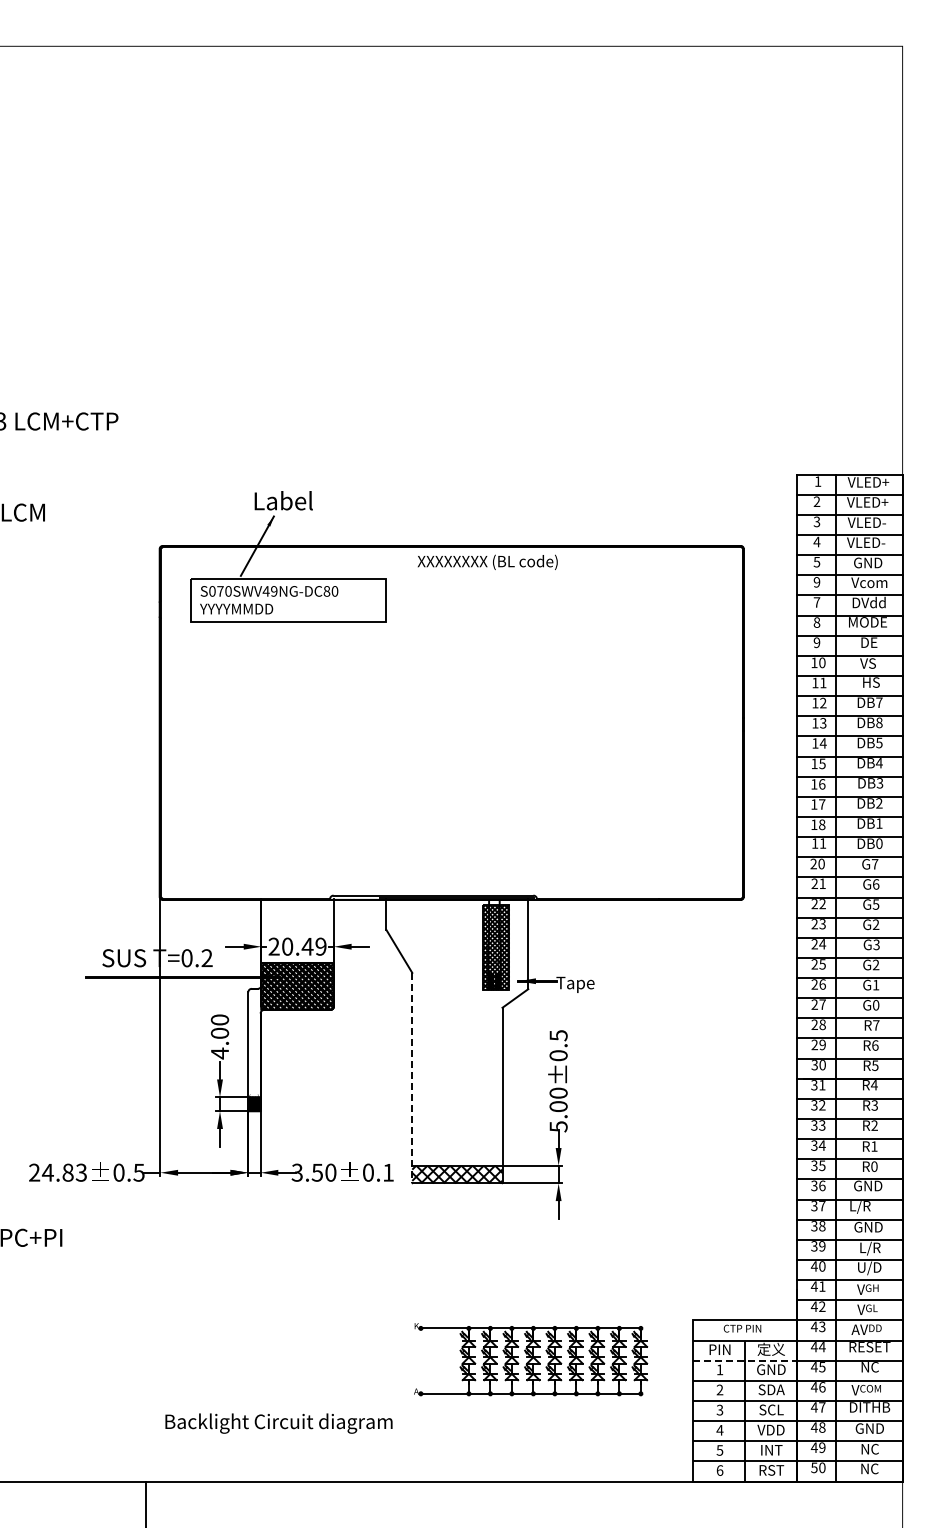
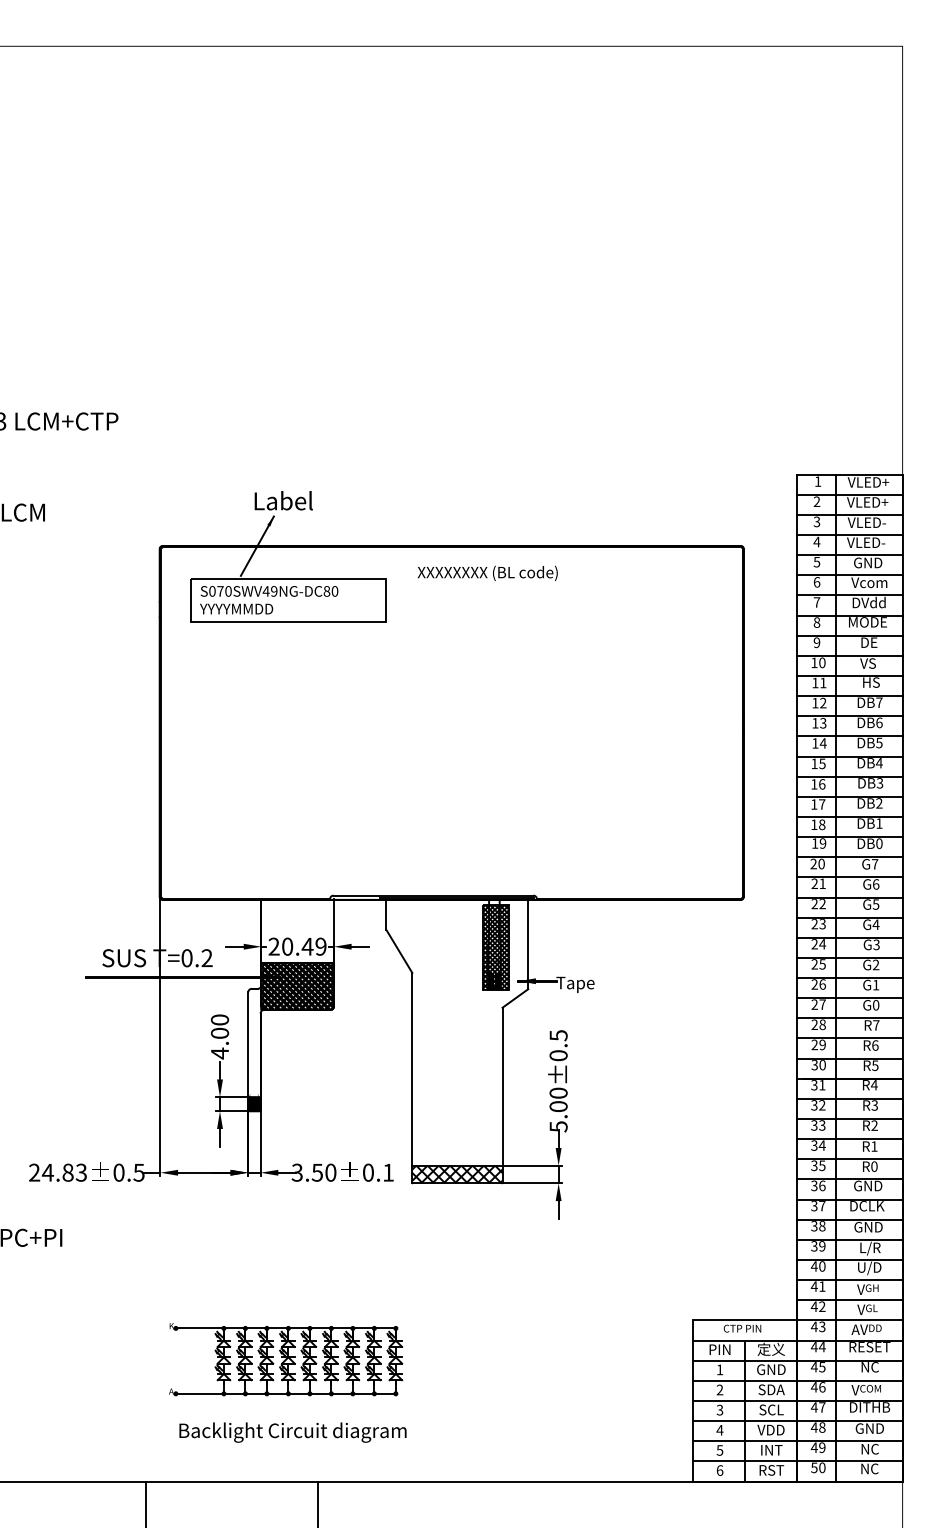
text position: (487, 561) -> (487, 572) (487, 572)
text: 9 -> 6 (816, 582)
text: DB8 -> DB6 (879, 722)
text: 11 -> 19 (822, 843)
text: G2 -> G4 (875, 924)
line: dashed -> solid (412, 1077)
text: L/R -> DCLK (867, 1207)
part position: (531, 1359) -> (286, 1359) (286, 1359)
line: dashed -> solid (745, 1360)
text position: (278, 1423) -> (292, 1432) (292, 1432)
line: none -> present (318, 1502)
